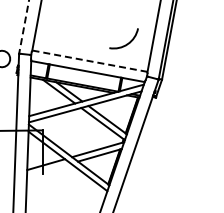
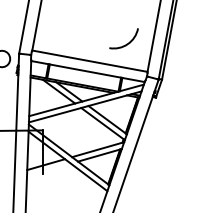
line: dashed -> solid (24, 27)
line: dashed -> solid (89, 61)
